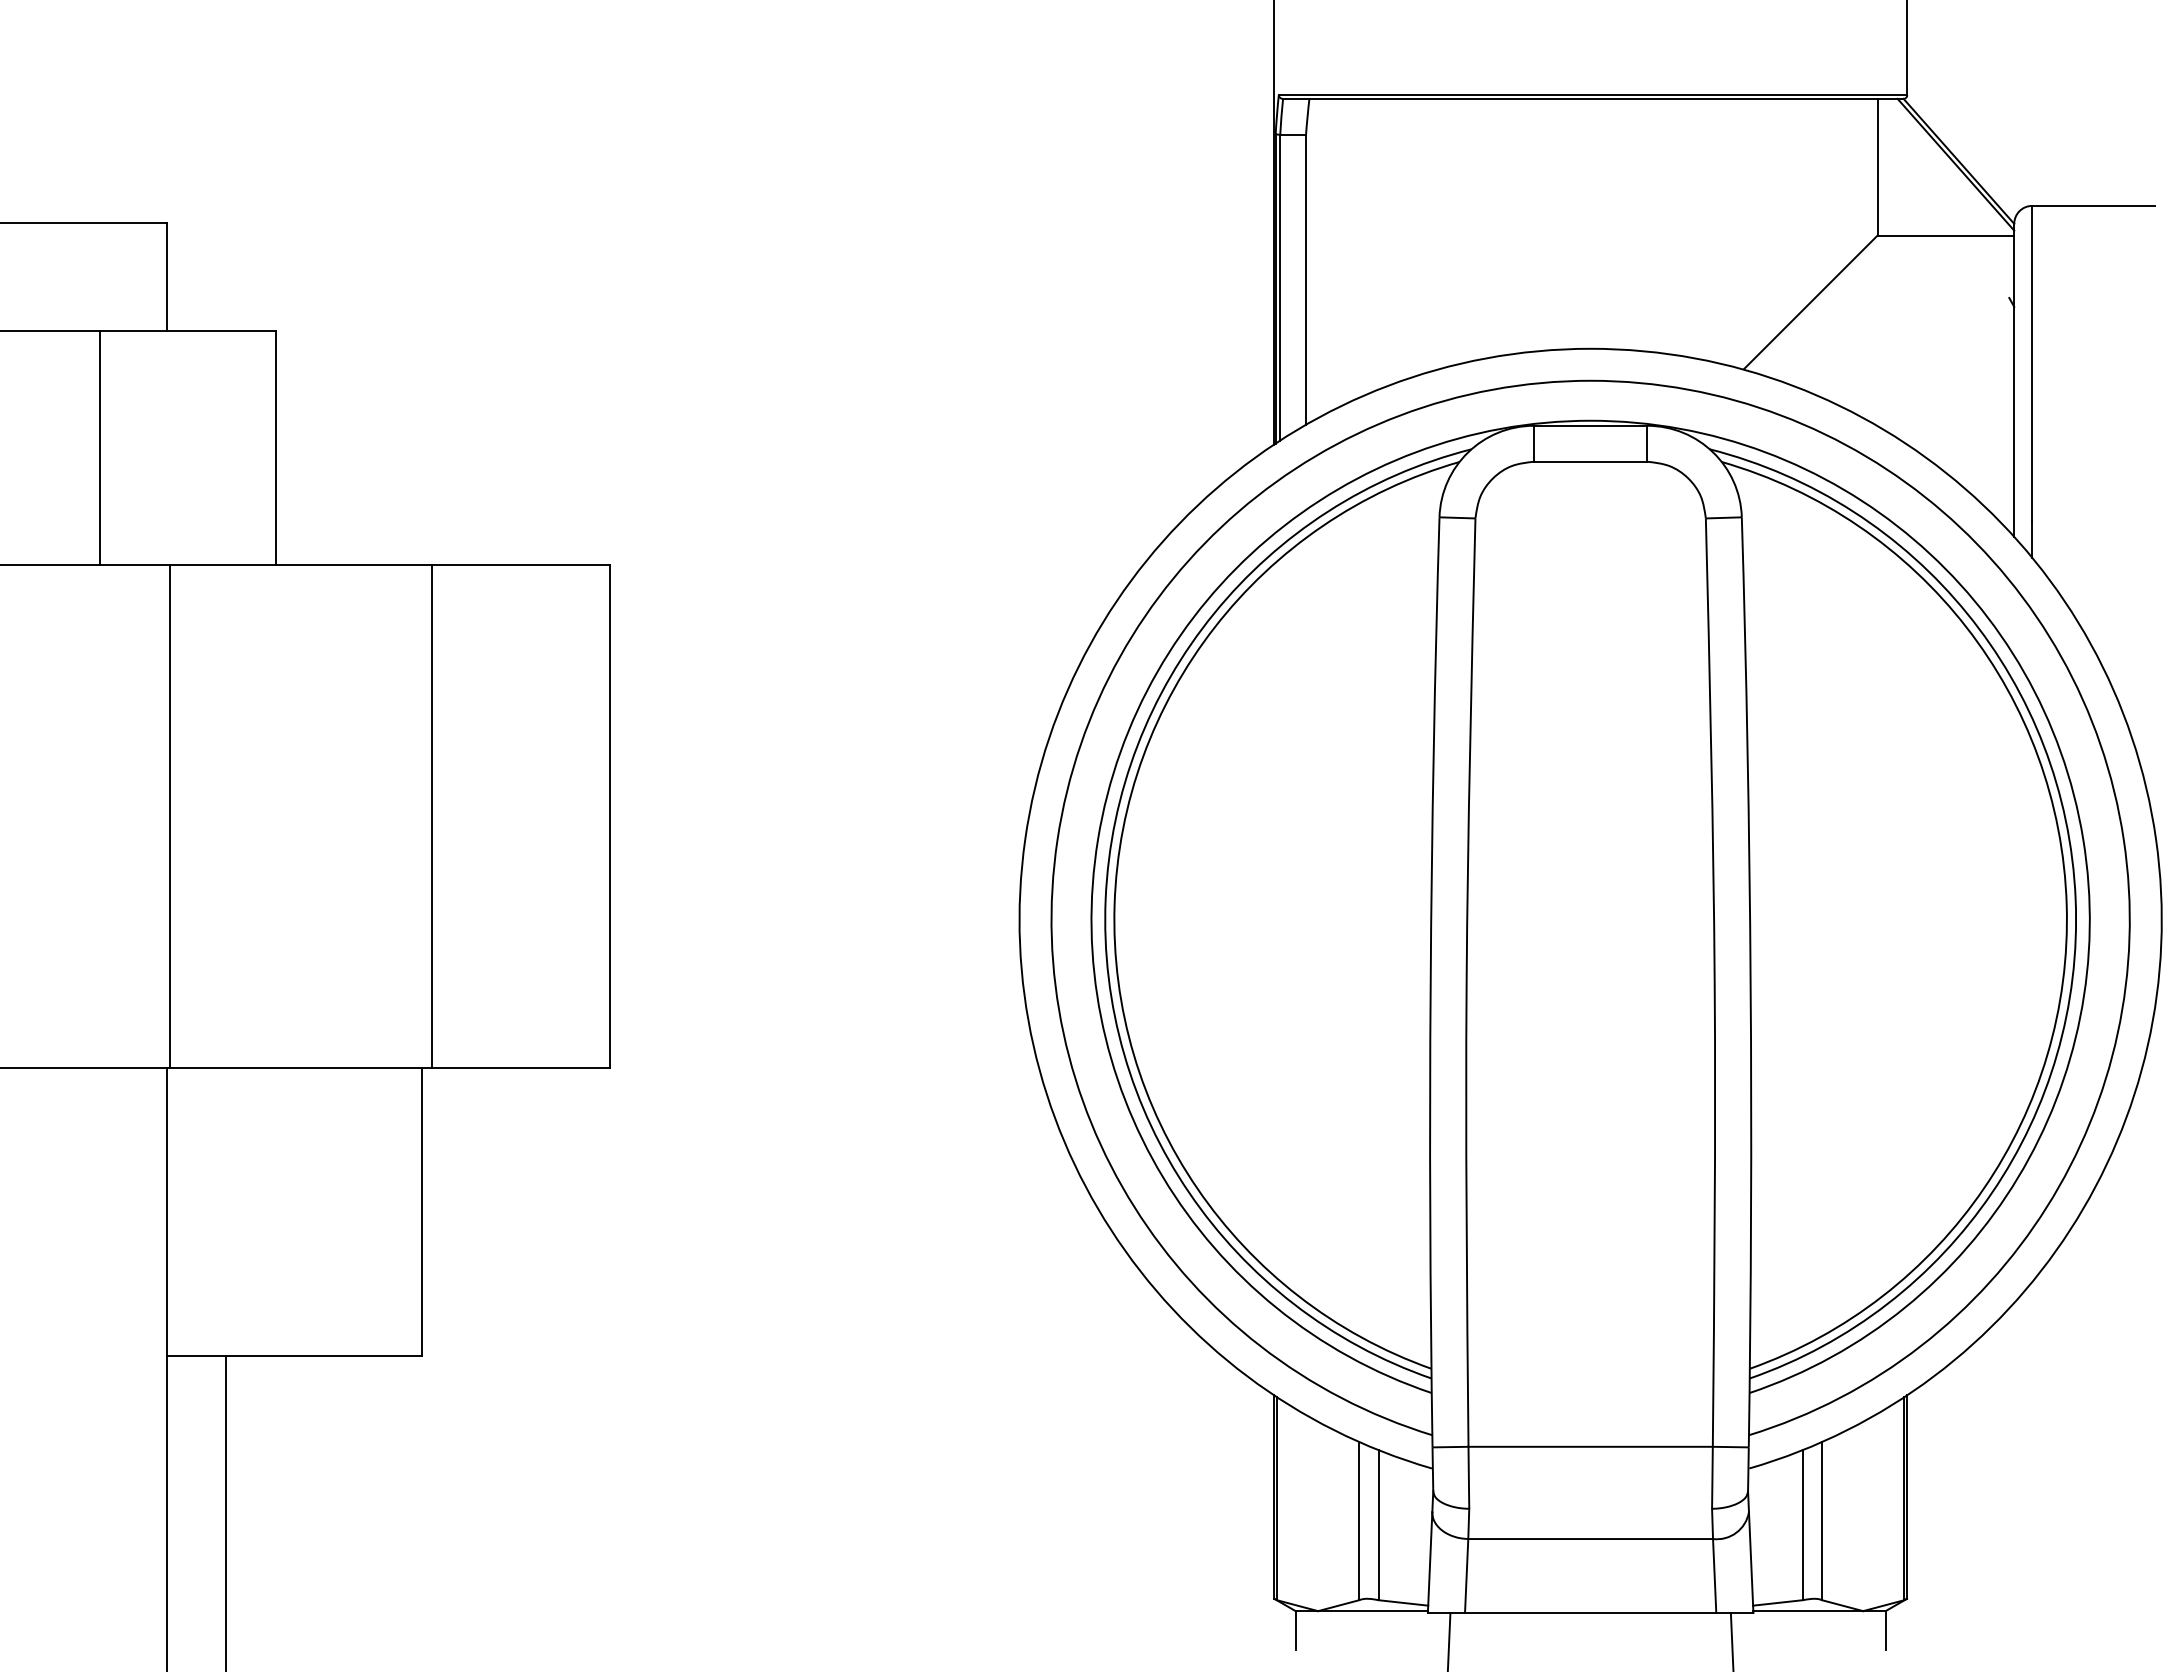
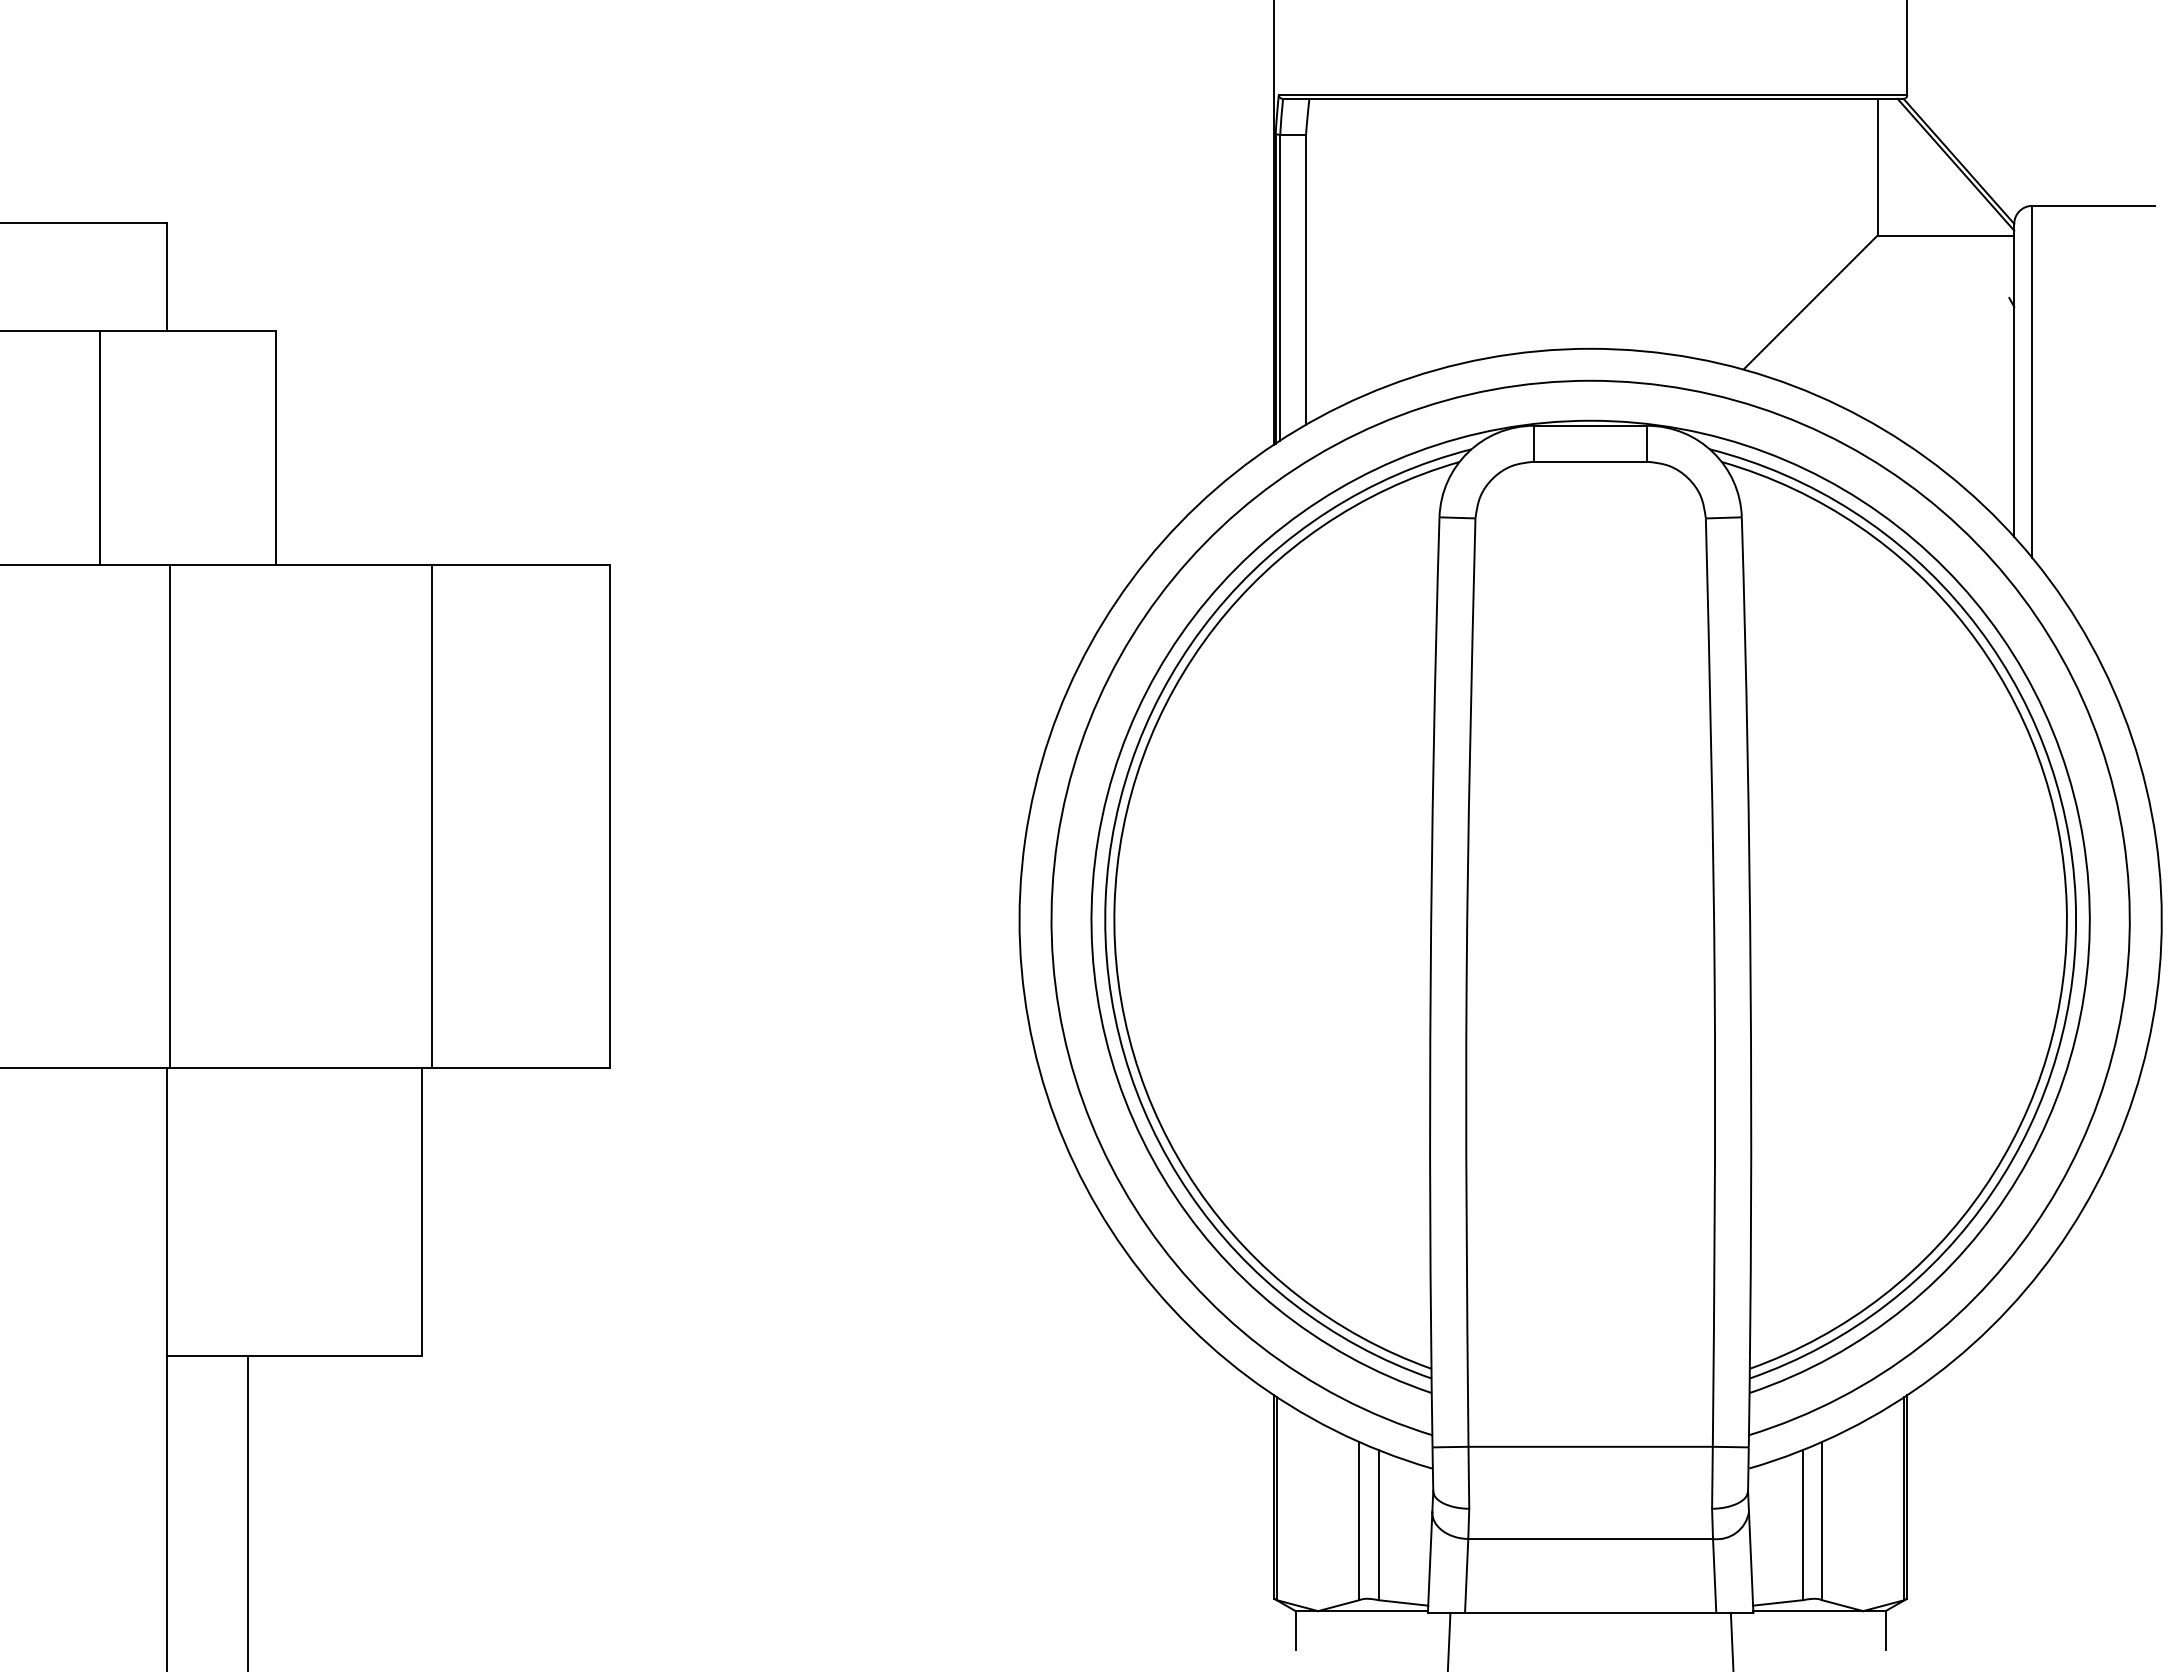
line position: (225, 1512) -> (247, 1512) (247, 1512)
